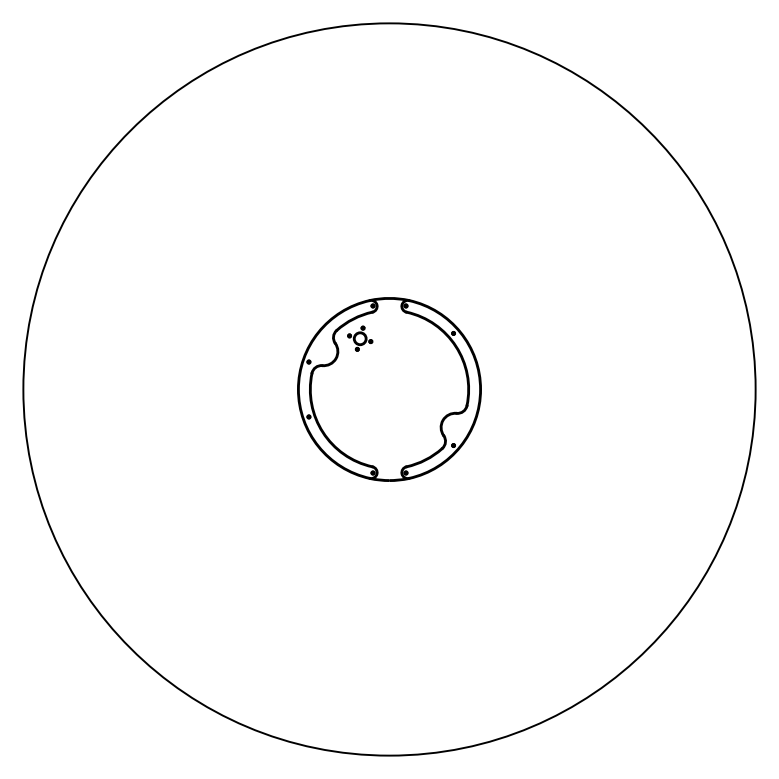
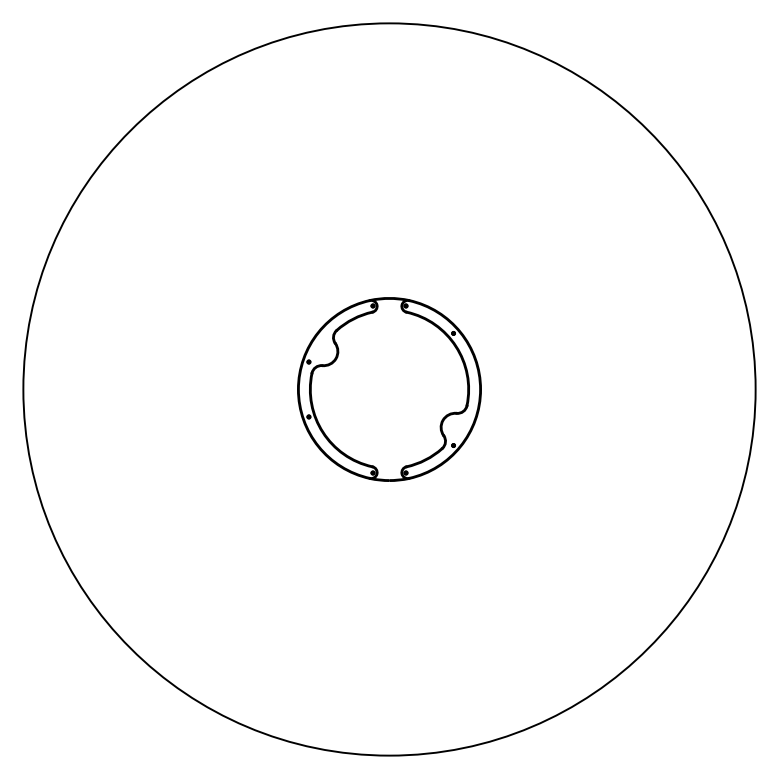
part: present -> none (360, 338)
